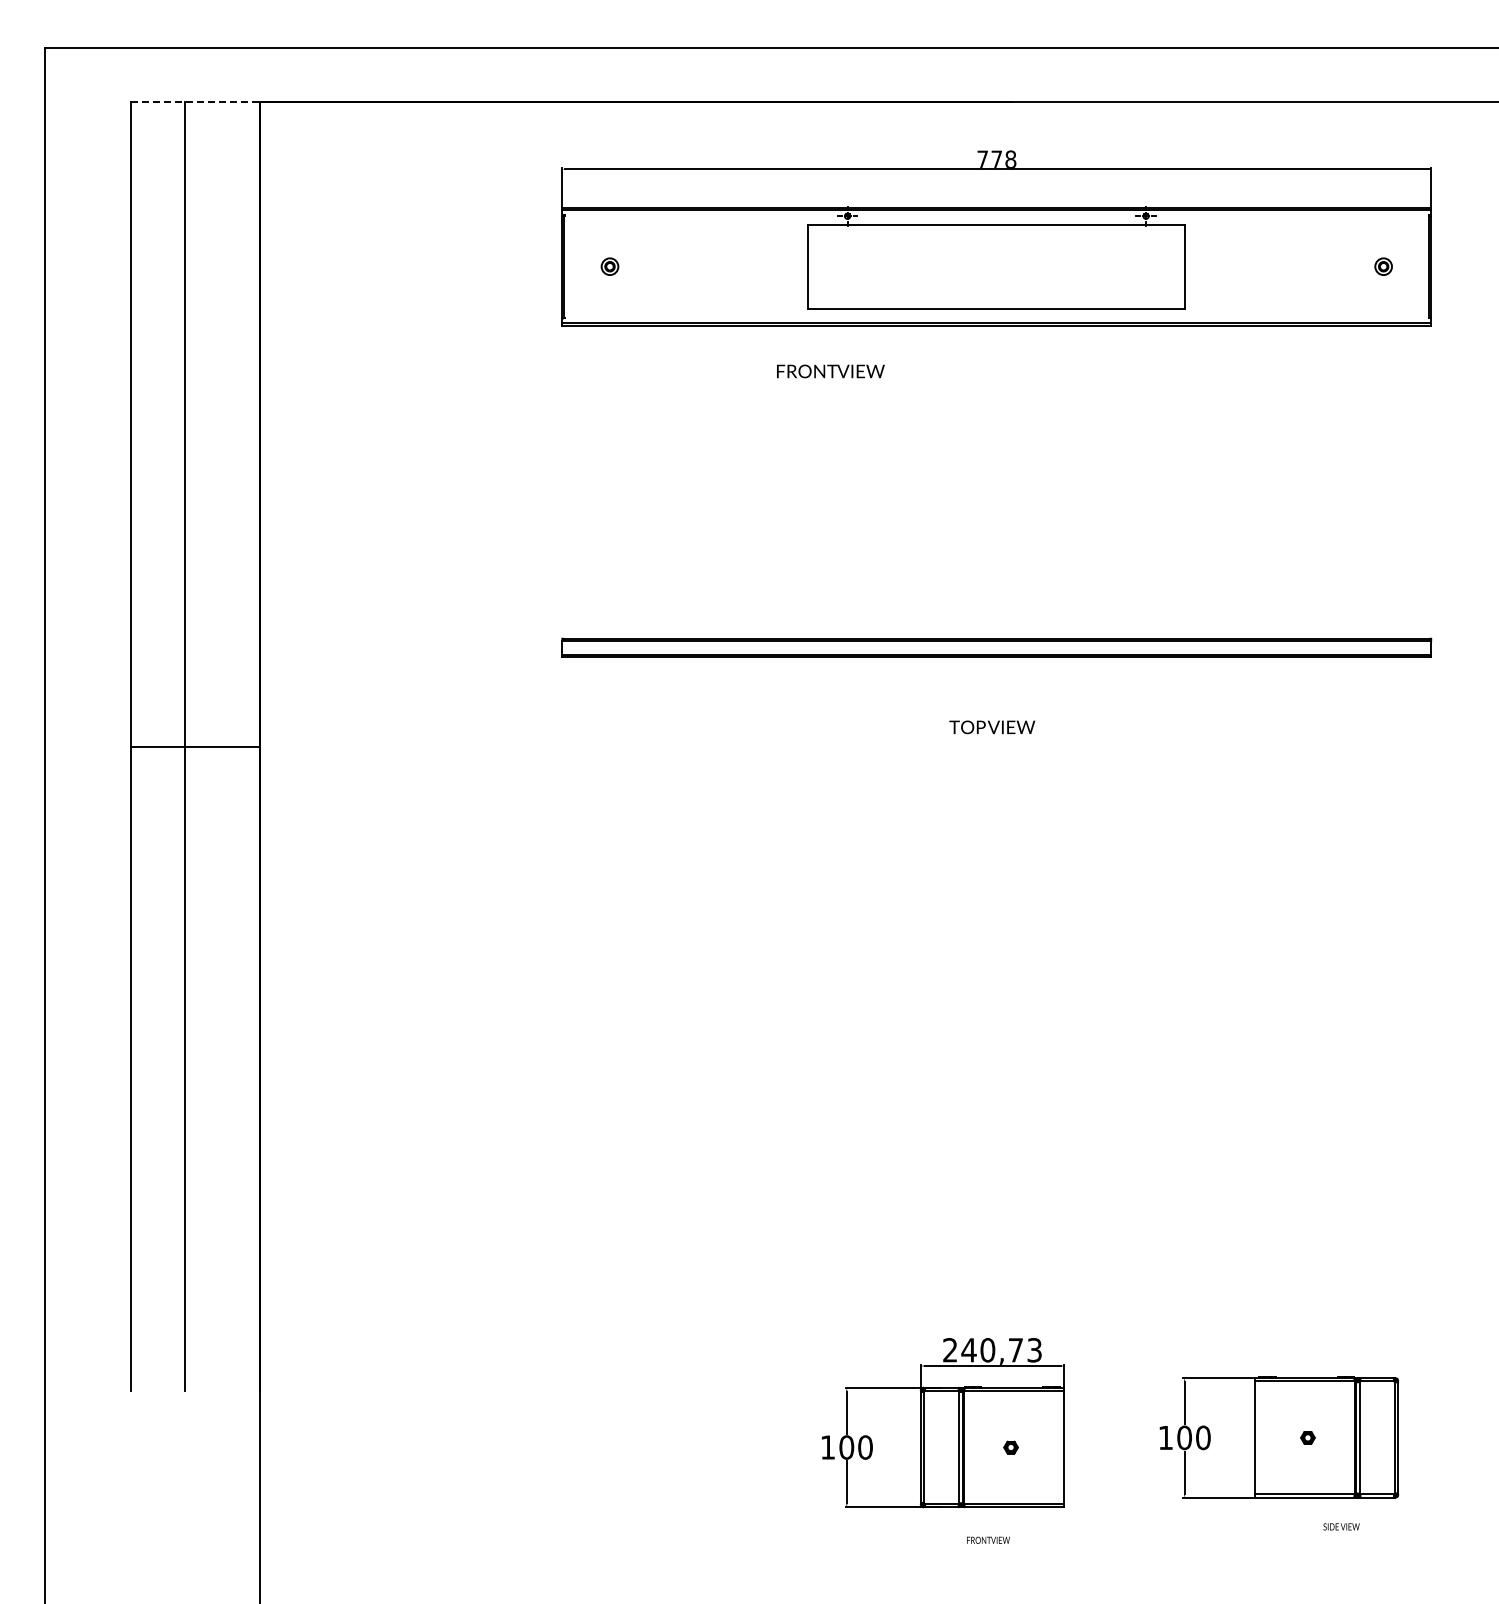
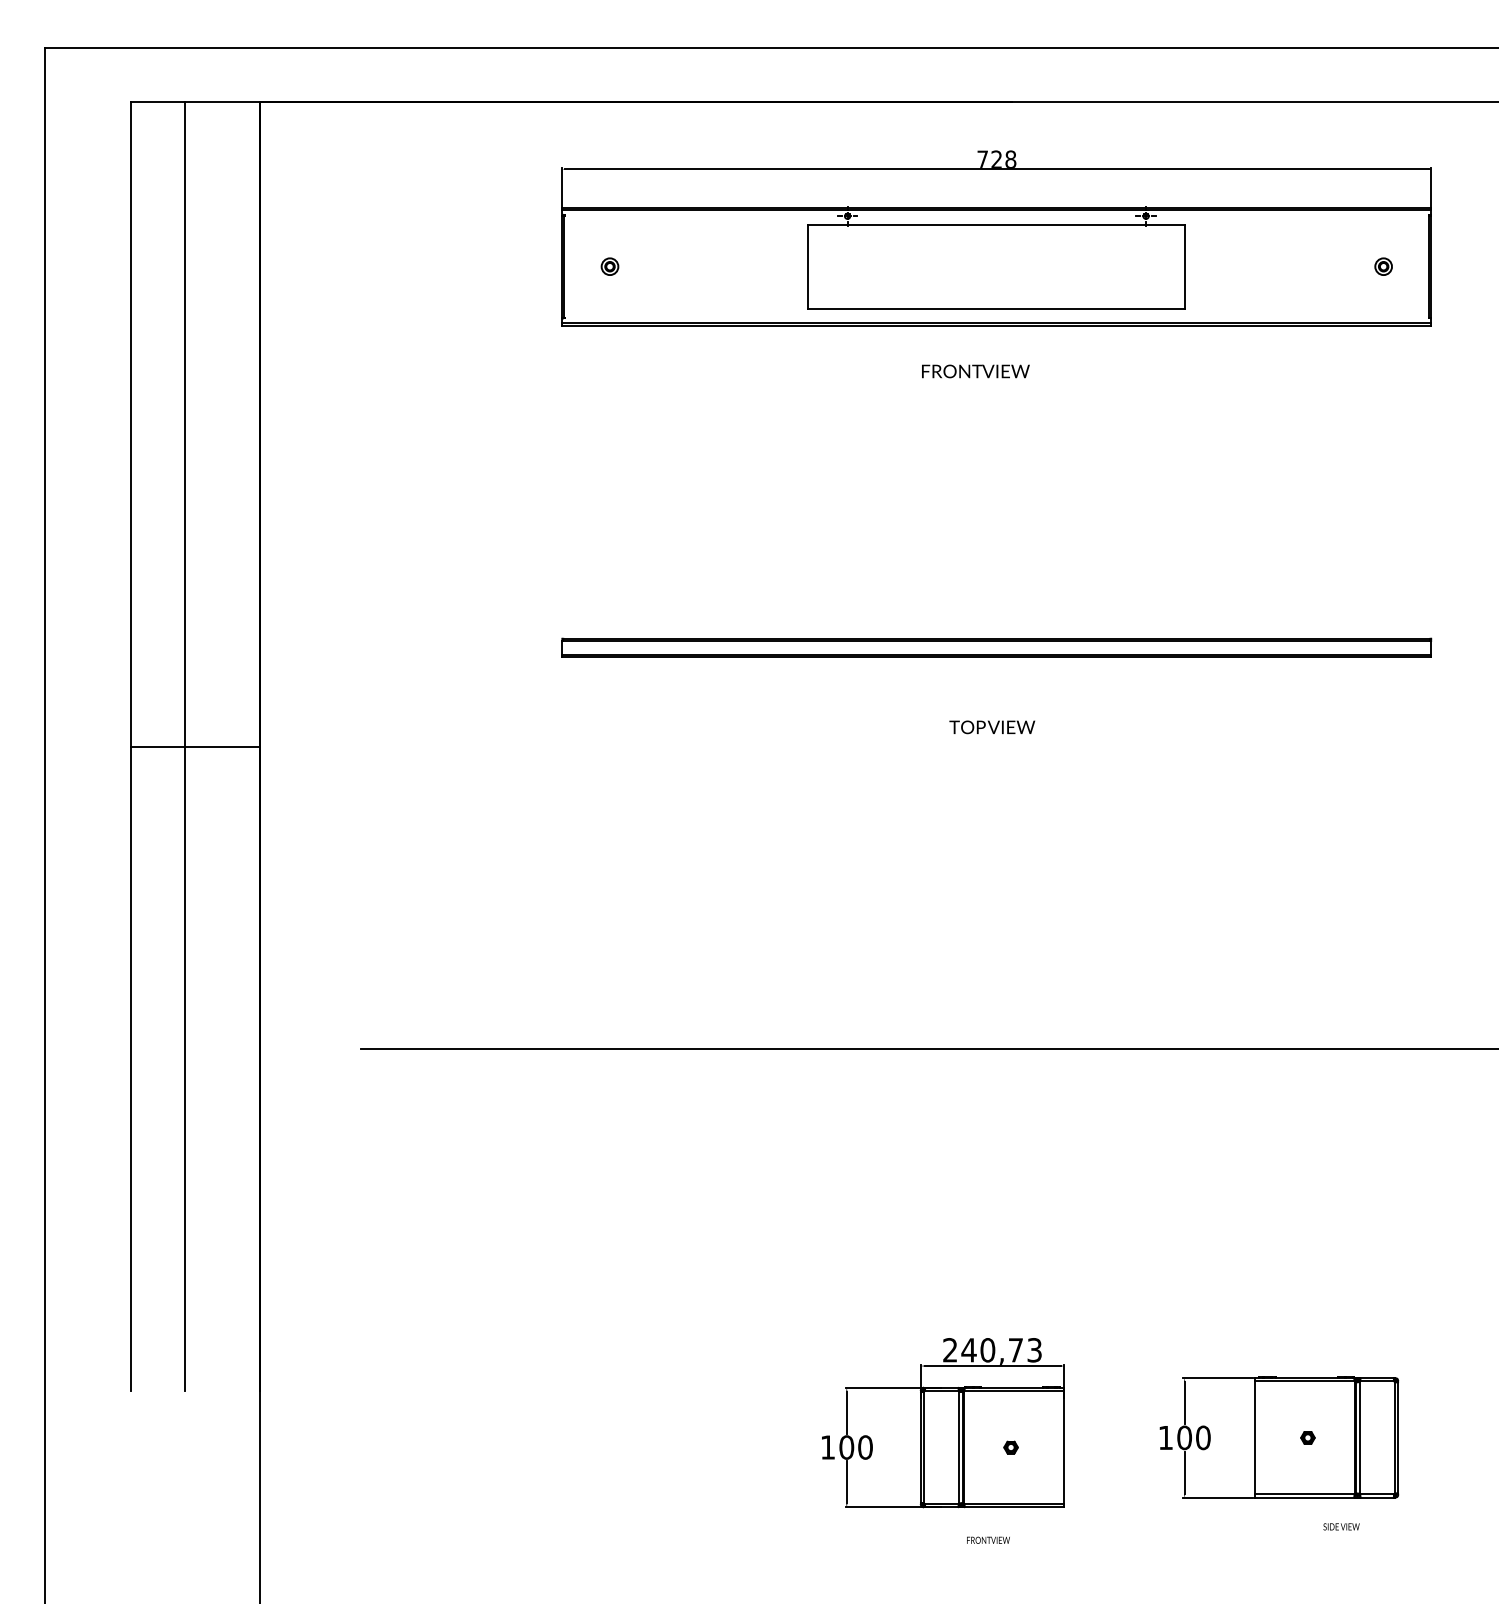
line: dashed -> solid (195, 101)
text: 778 -> 728 (996, 158)
text position: (830, 371) -> (975, 371) (975, 371)
line: none -> present (927, 1049)
